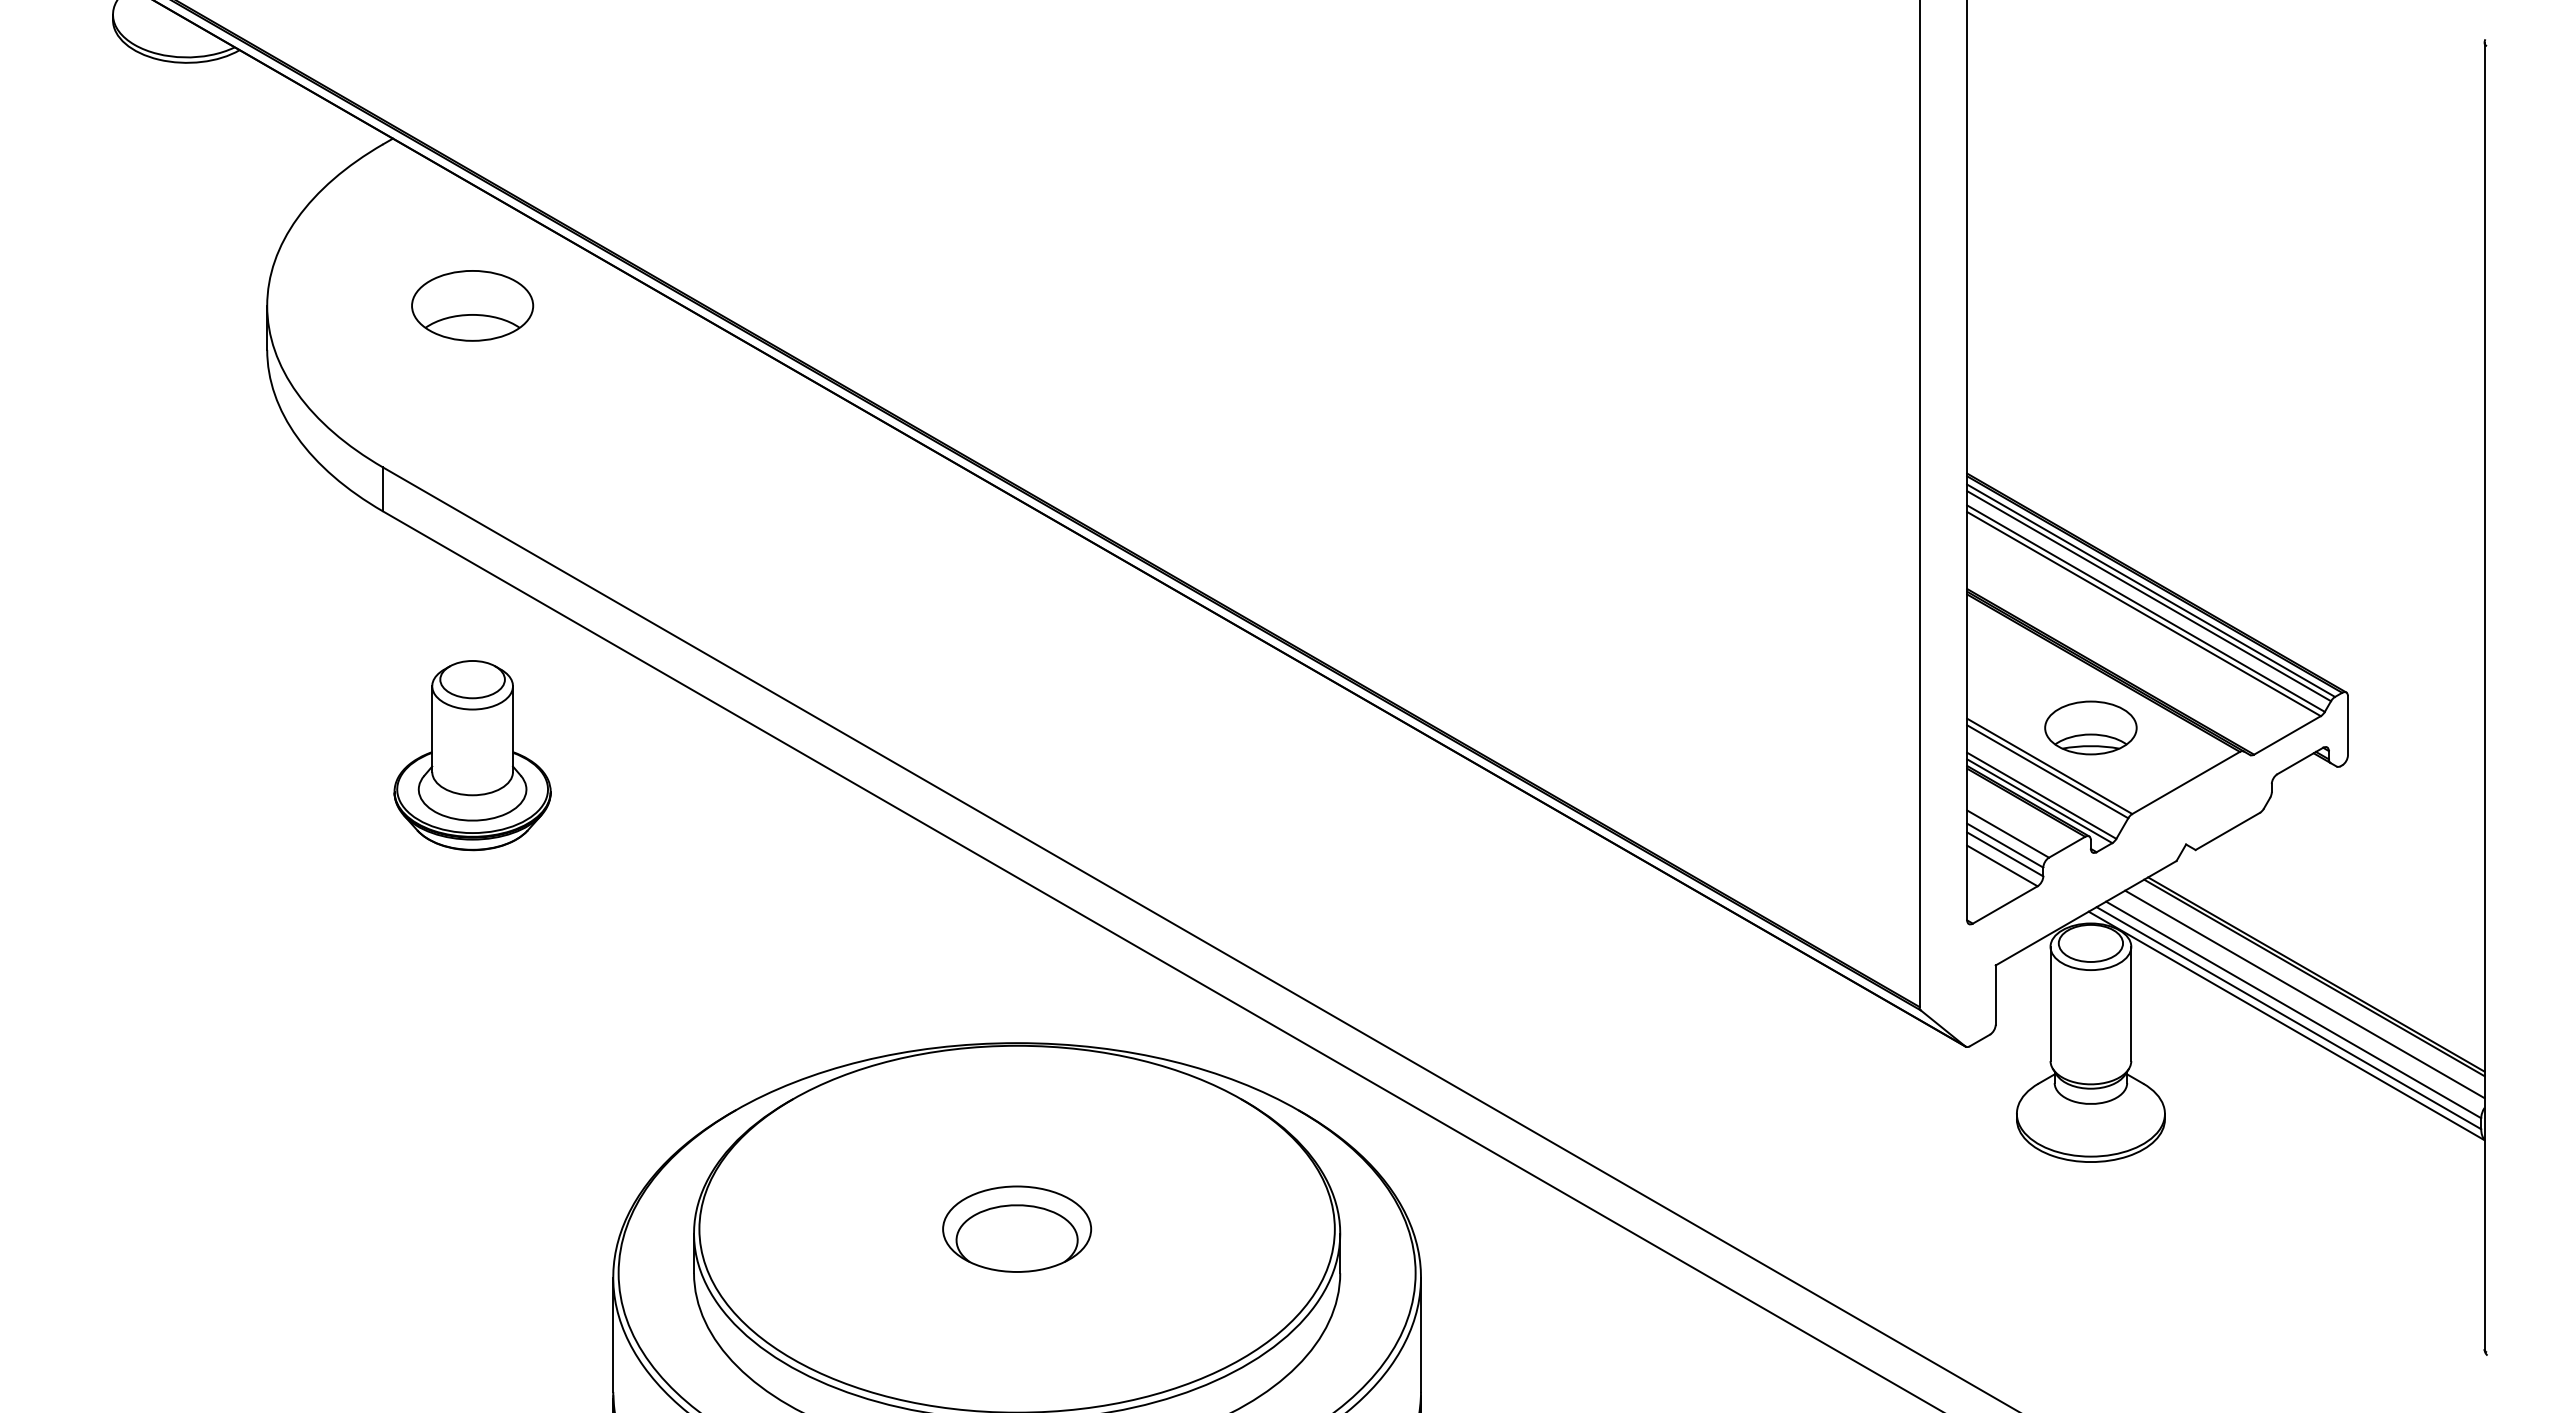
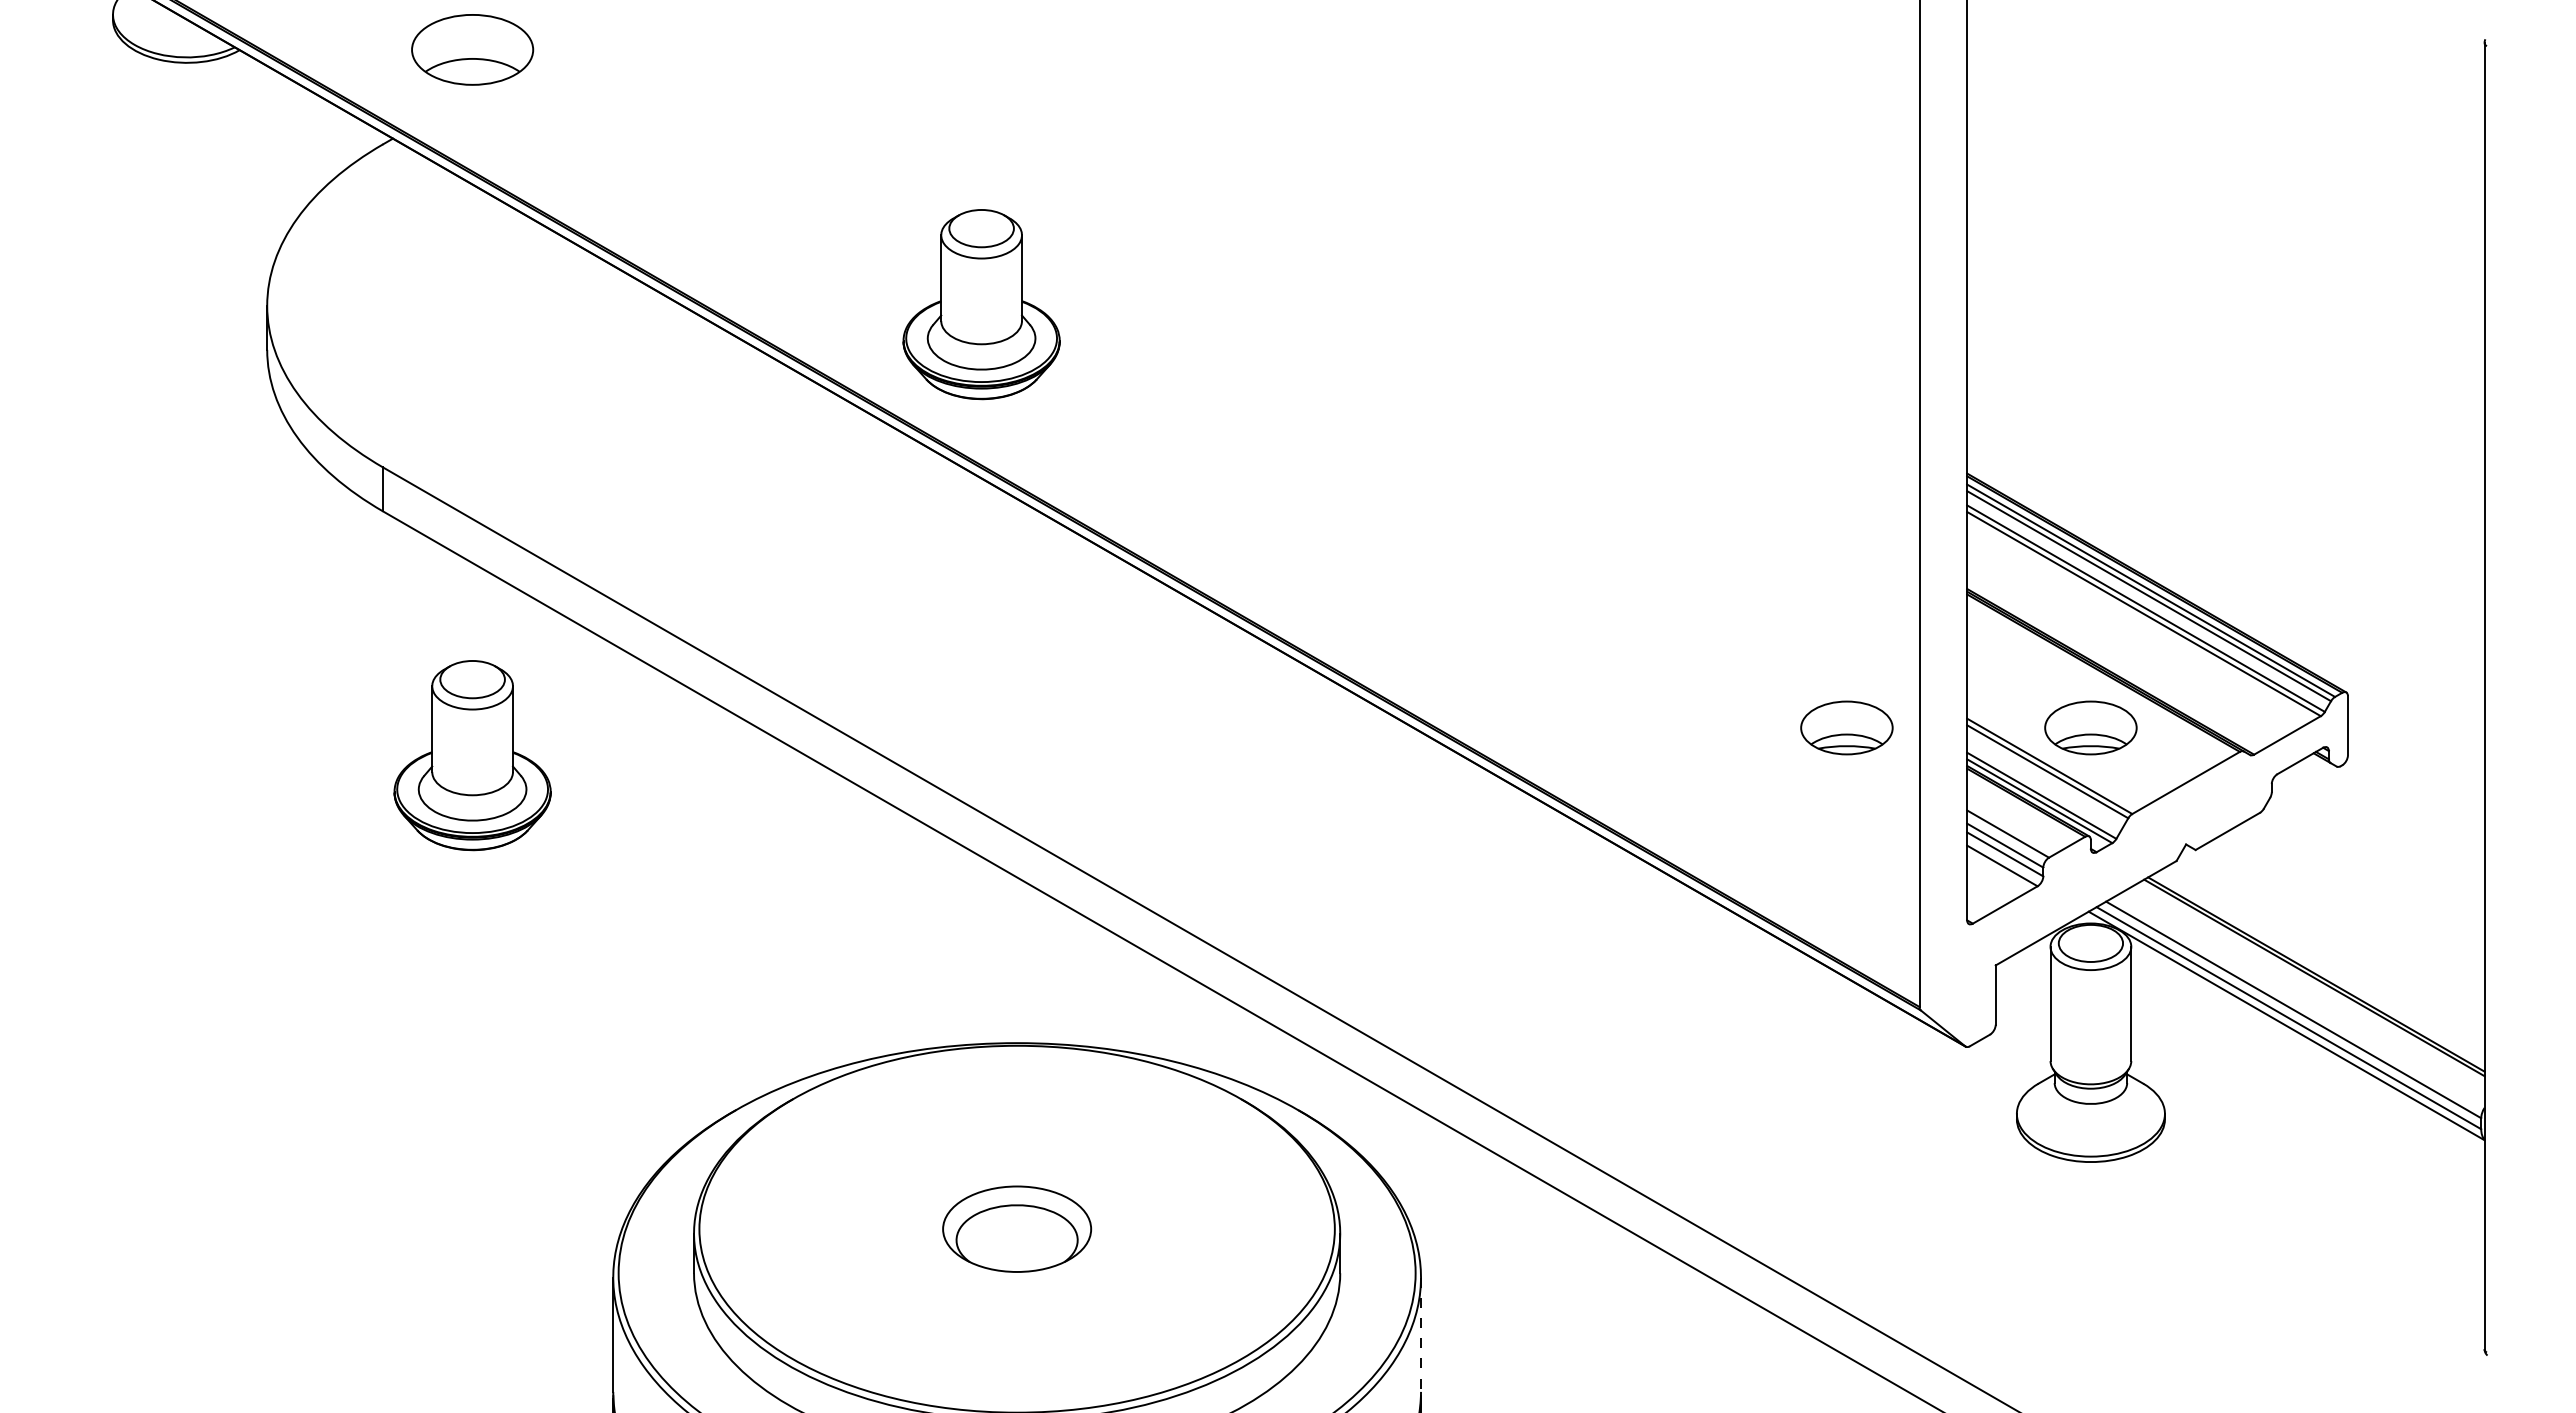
part: none -> present (981, 304)
part position: (472, 305) -> (472, 49) (472, 49)
part: none -> present (1846, 727)
line: present -> none (2304, 994)
line: solid -> dashed (1421, 1335)
